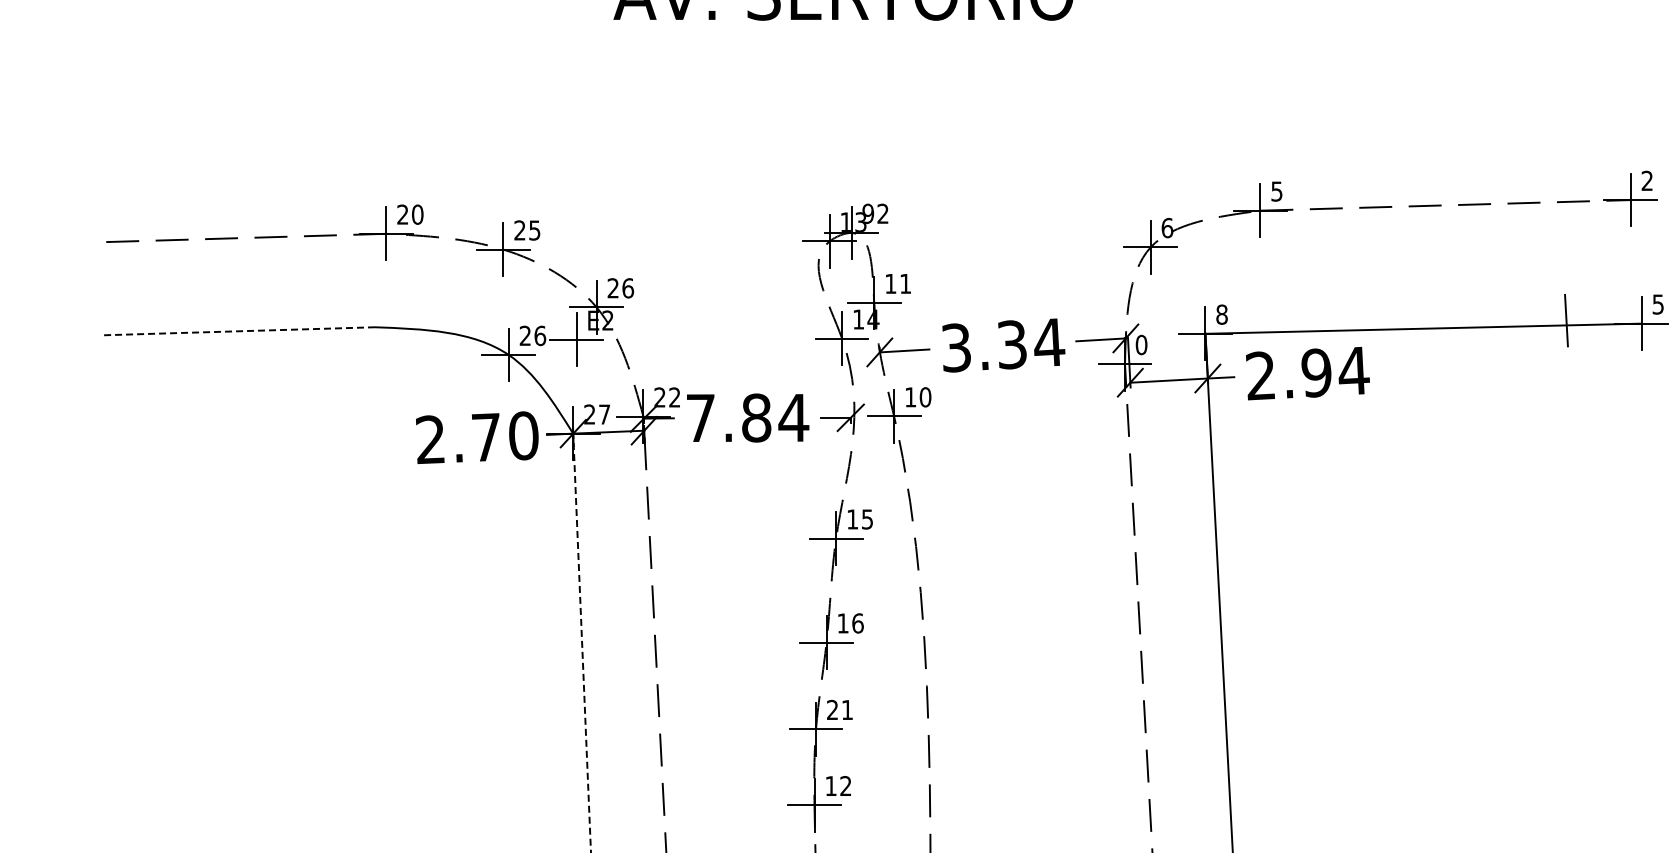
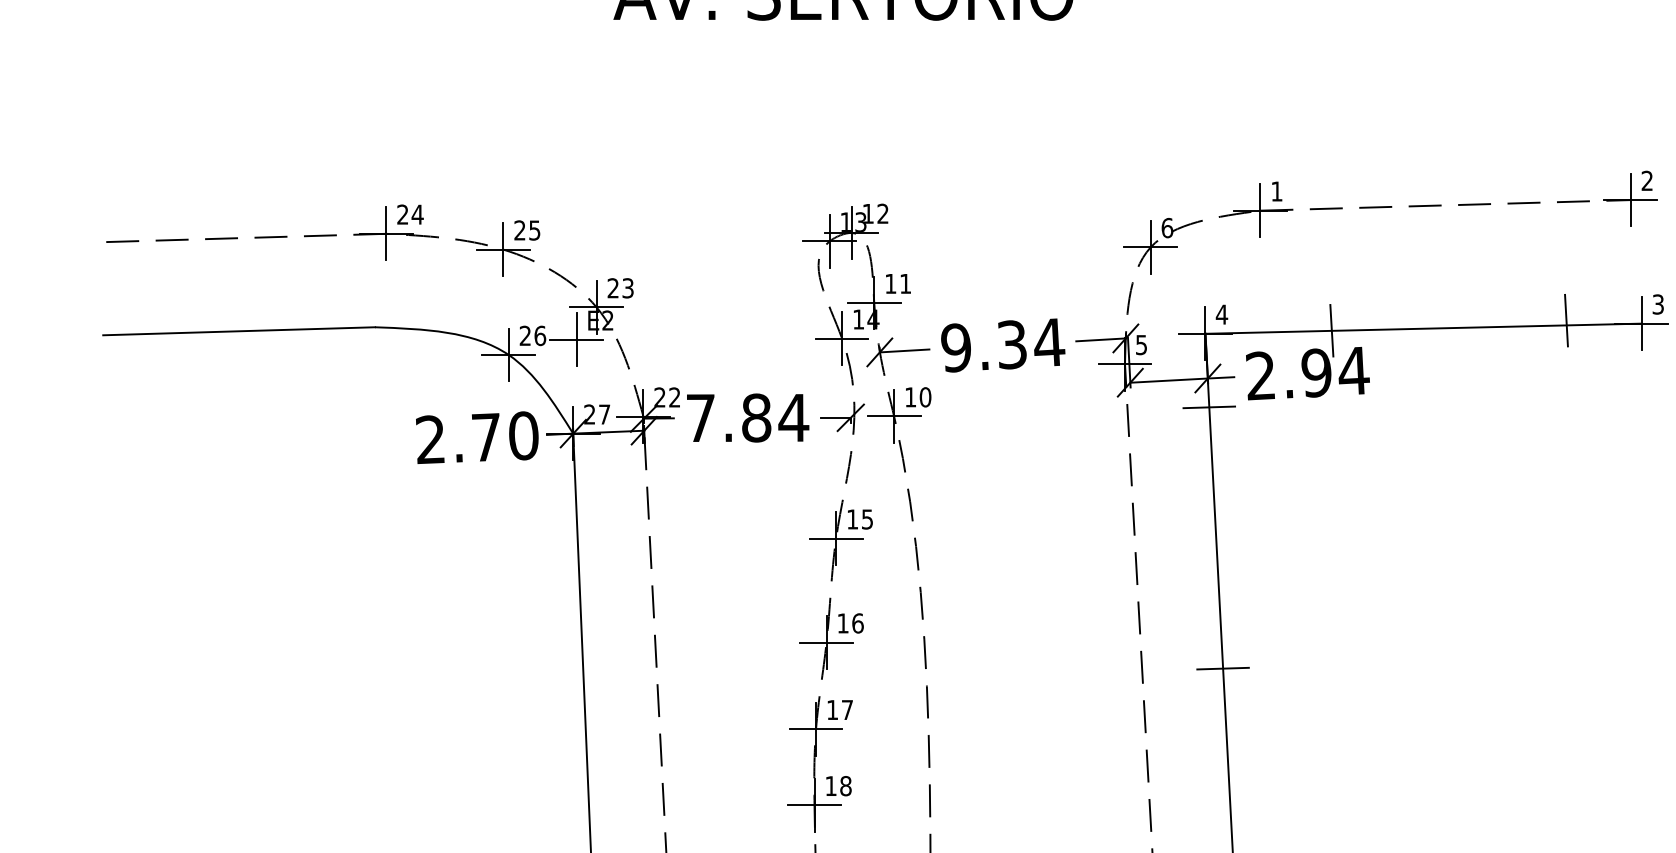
text: 5 -> 1 (1276, 191)
text: 92 -> 12 (868, 213)
text: 20 -> 24 (417, 214)
text: 26 -> 23 (628, 288)
text: 5 -> 3 (1658, 303)
text: 8 -> 4 (1221, 314)
line: none -> present (1331, 330)
line: dashed -> solid (239, 331)
text: 0 -> 5 (1141, 344)
text: 3.34 -> 9.34 (955, 347)
line: none -> present (1209, 407)
line: dashed -> solid (582, 643)
line: none -> present (1222, 668)
text: 21 -> 17 (839, 709)
text: 12 -> 18 (845, 786)
